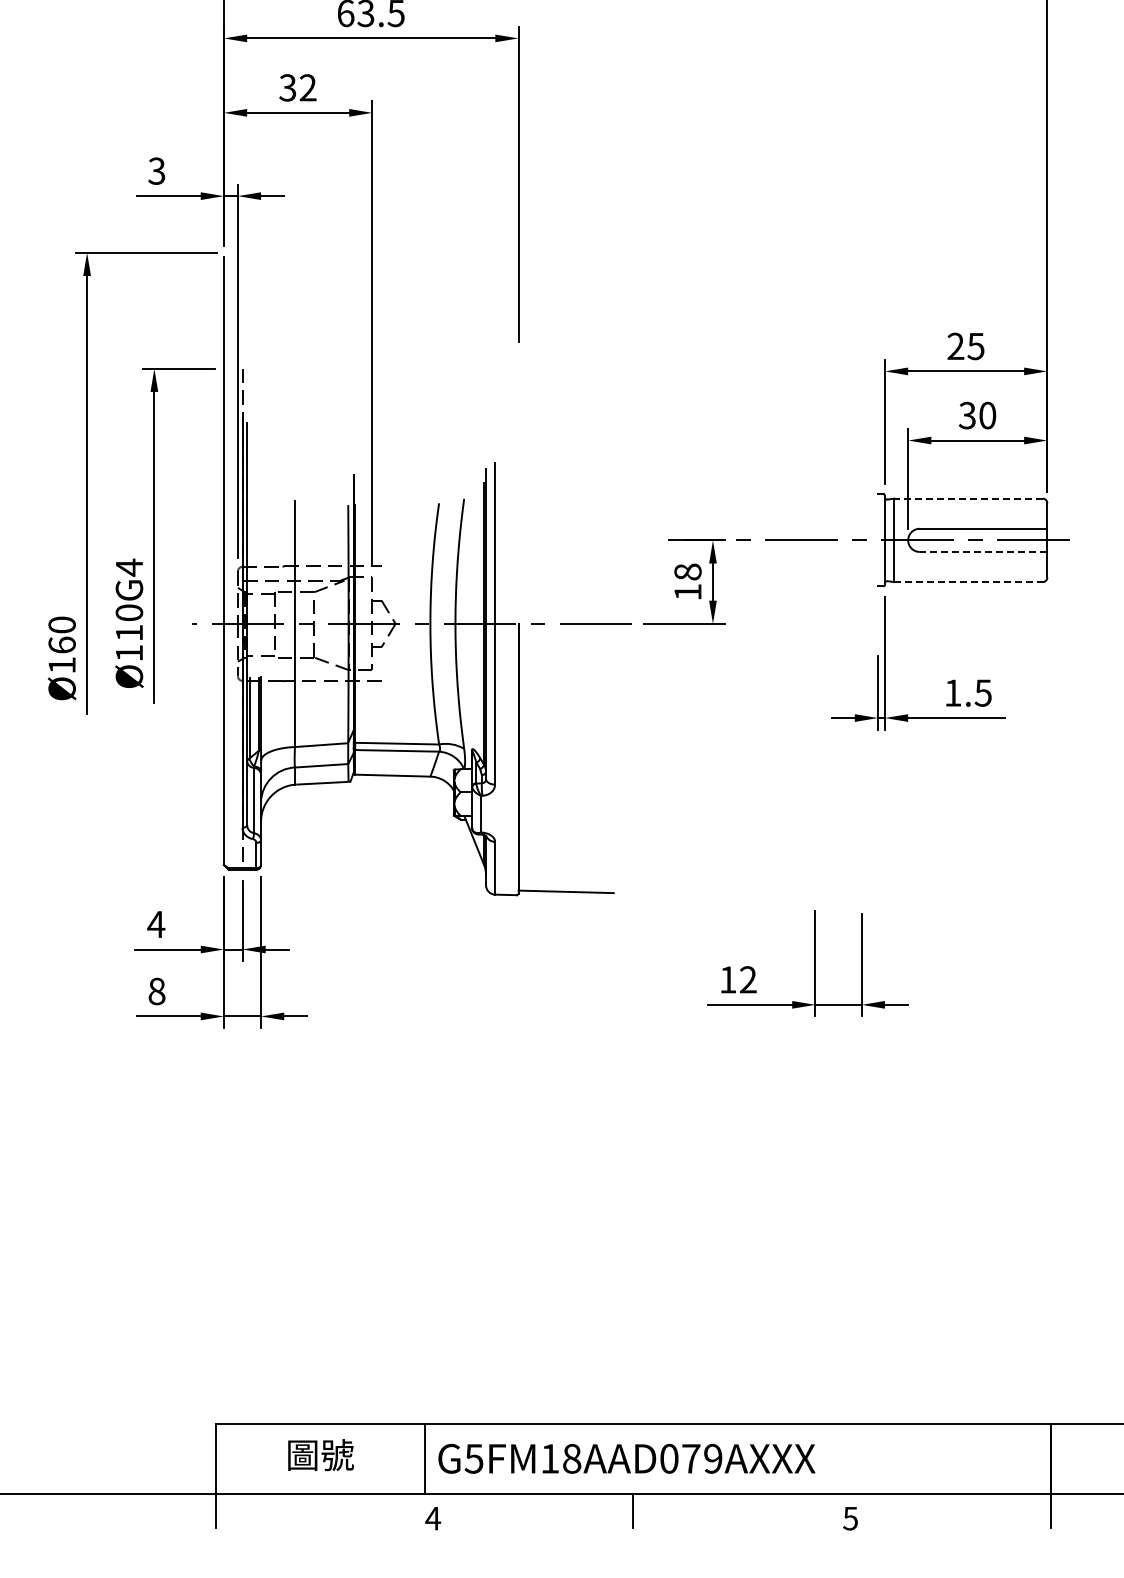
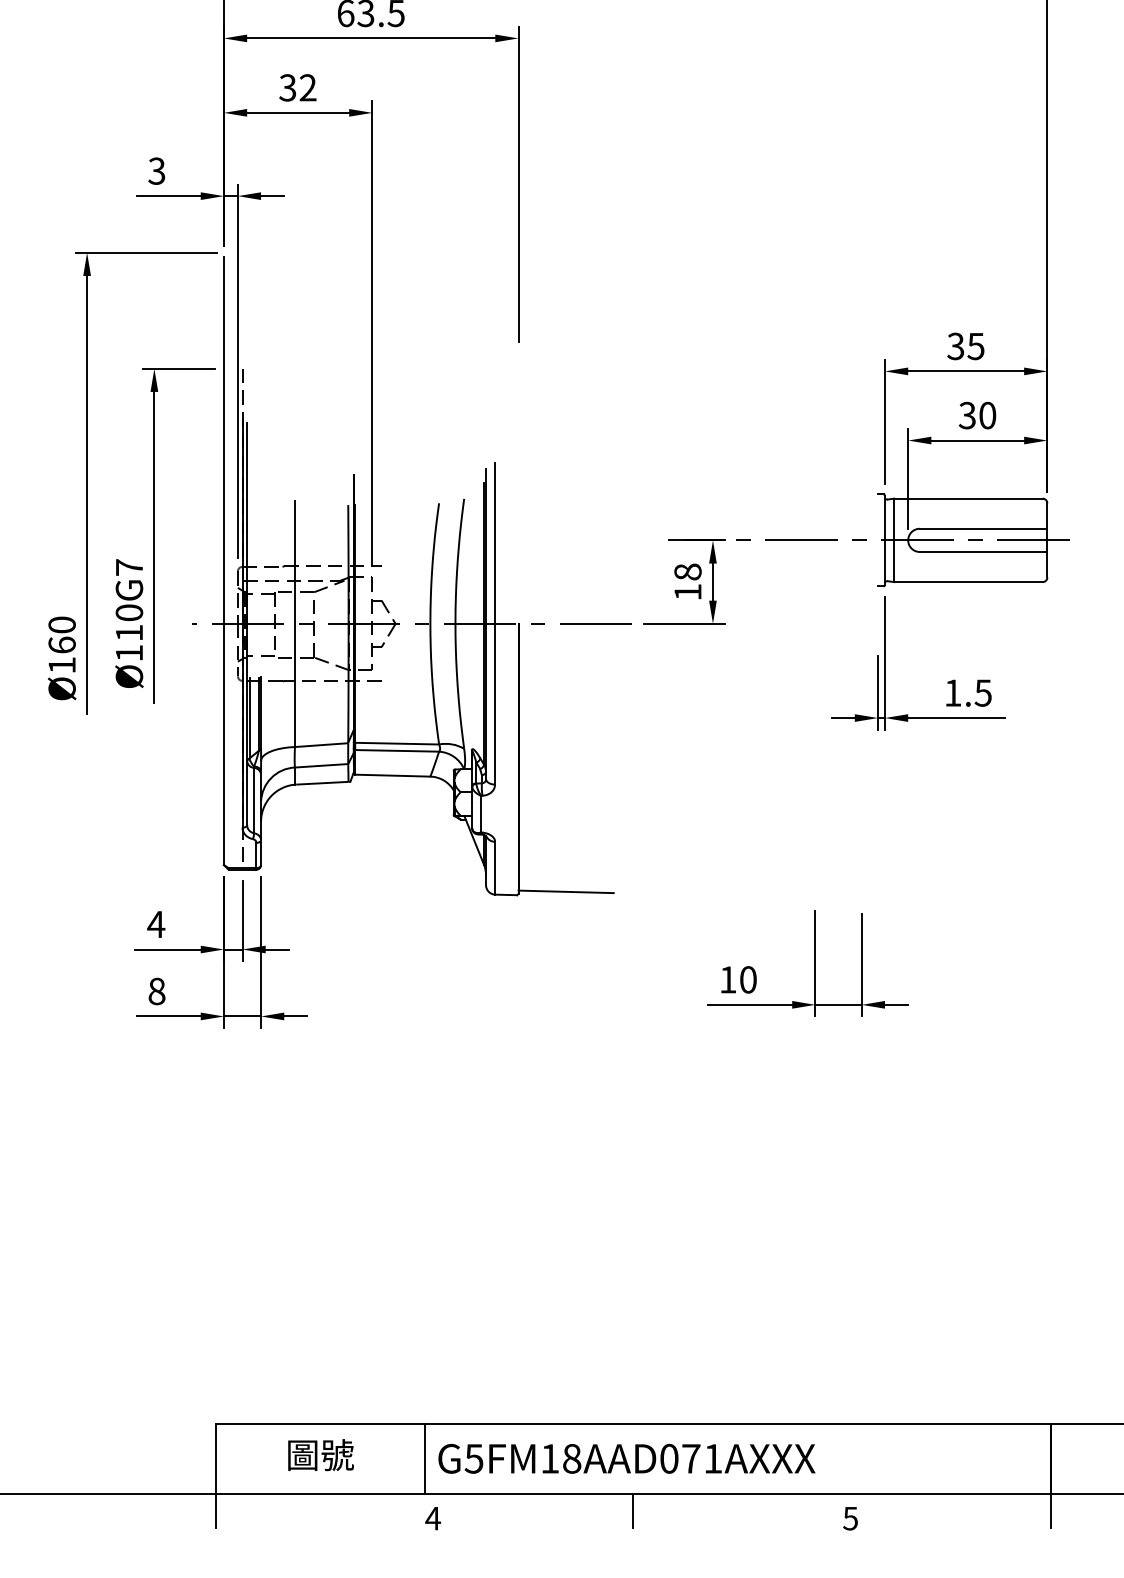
text: 25 -> 35 (955, 346)
line: dashed -> solid (968, 498)
line: dashed -> solid (983, 551)
text: Ø110G4 -> Ø110G7 (129, 567)
line: dashed -> solid (969, 582)
text: 12 -> 10 (748, 979)
text: G5FM18AAD079AXXX -> G5FM18AAD071AXXX (713, 1458)
